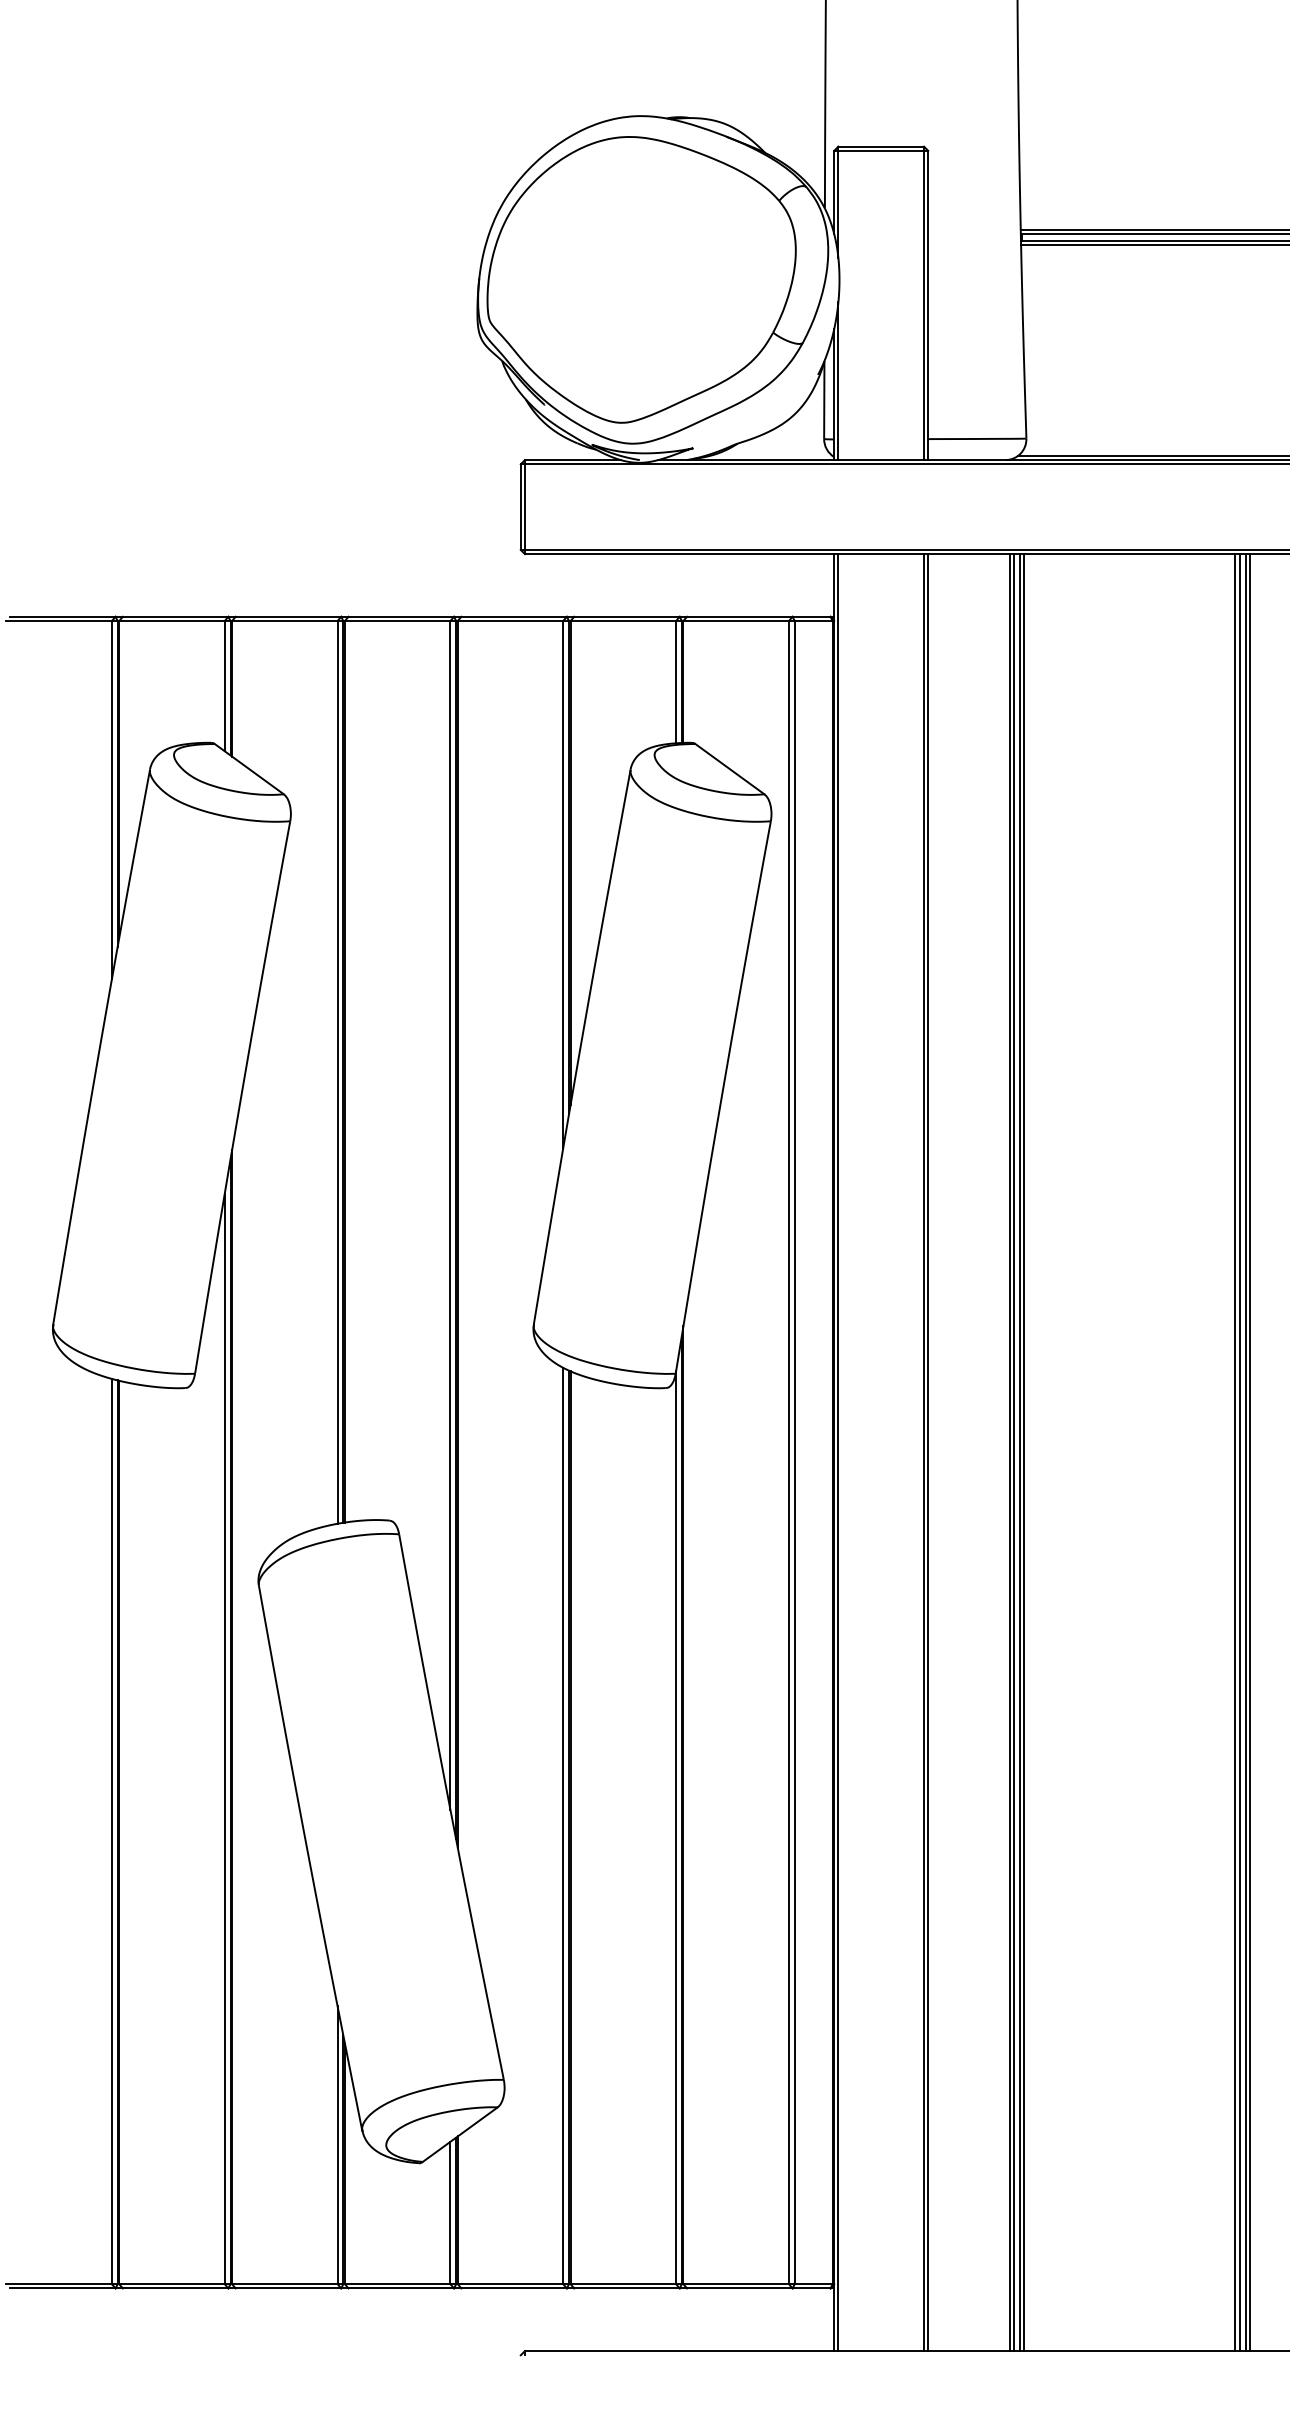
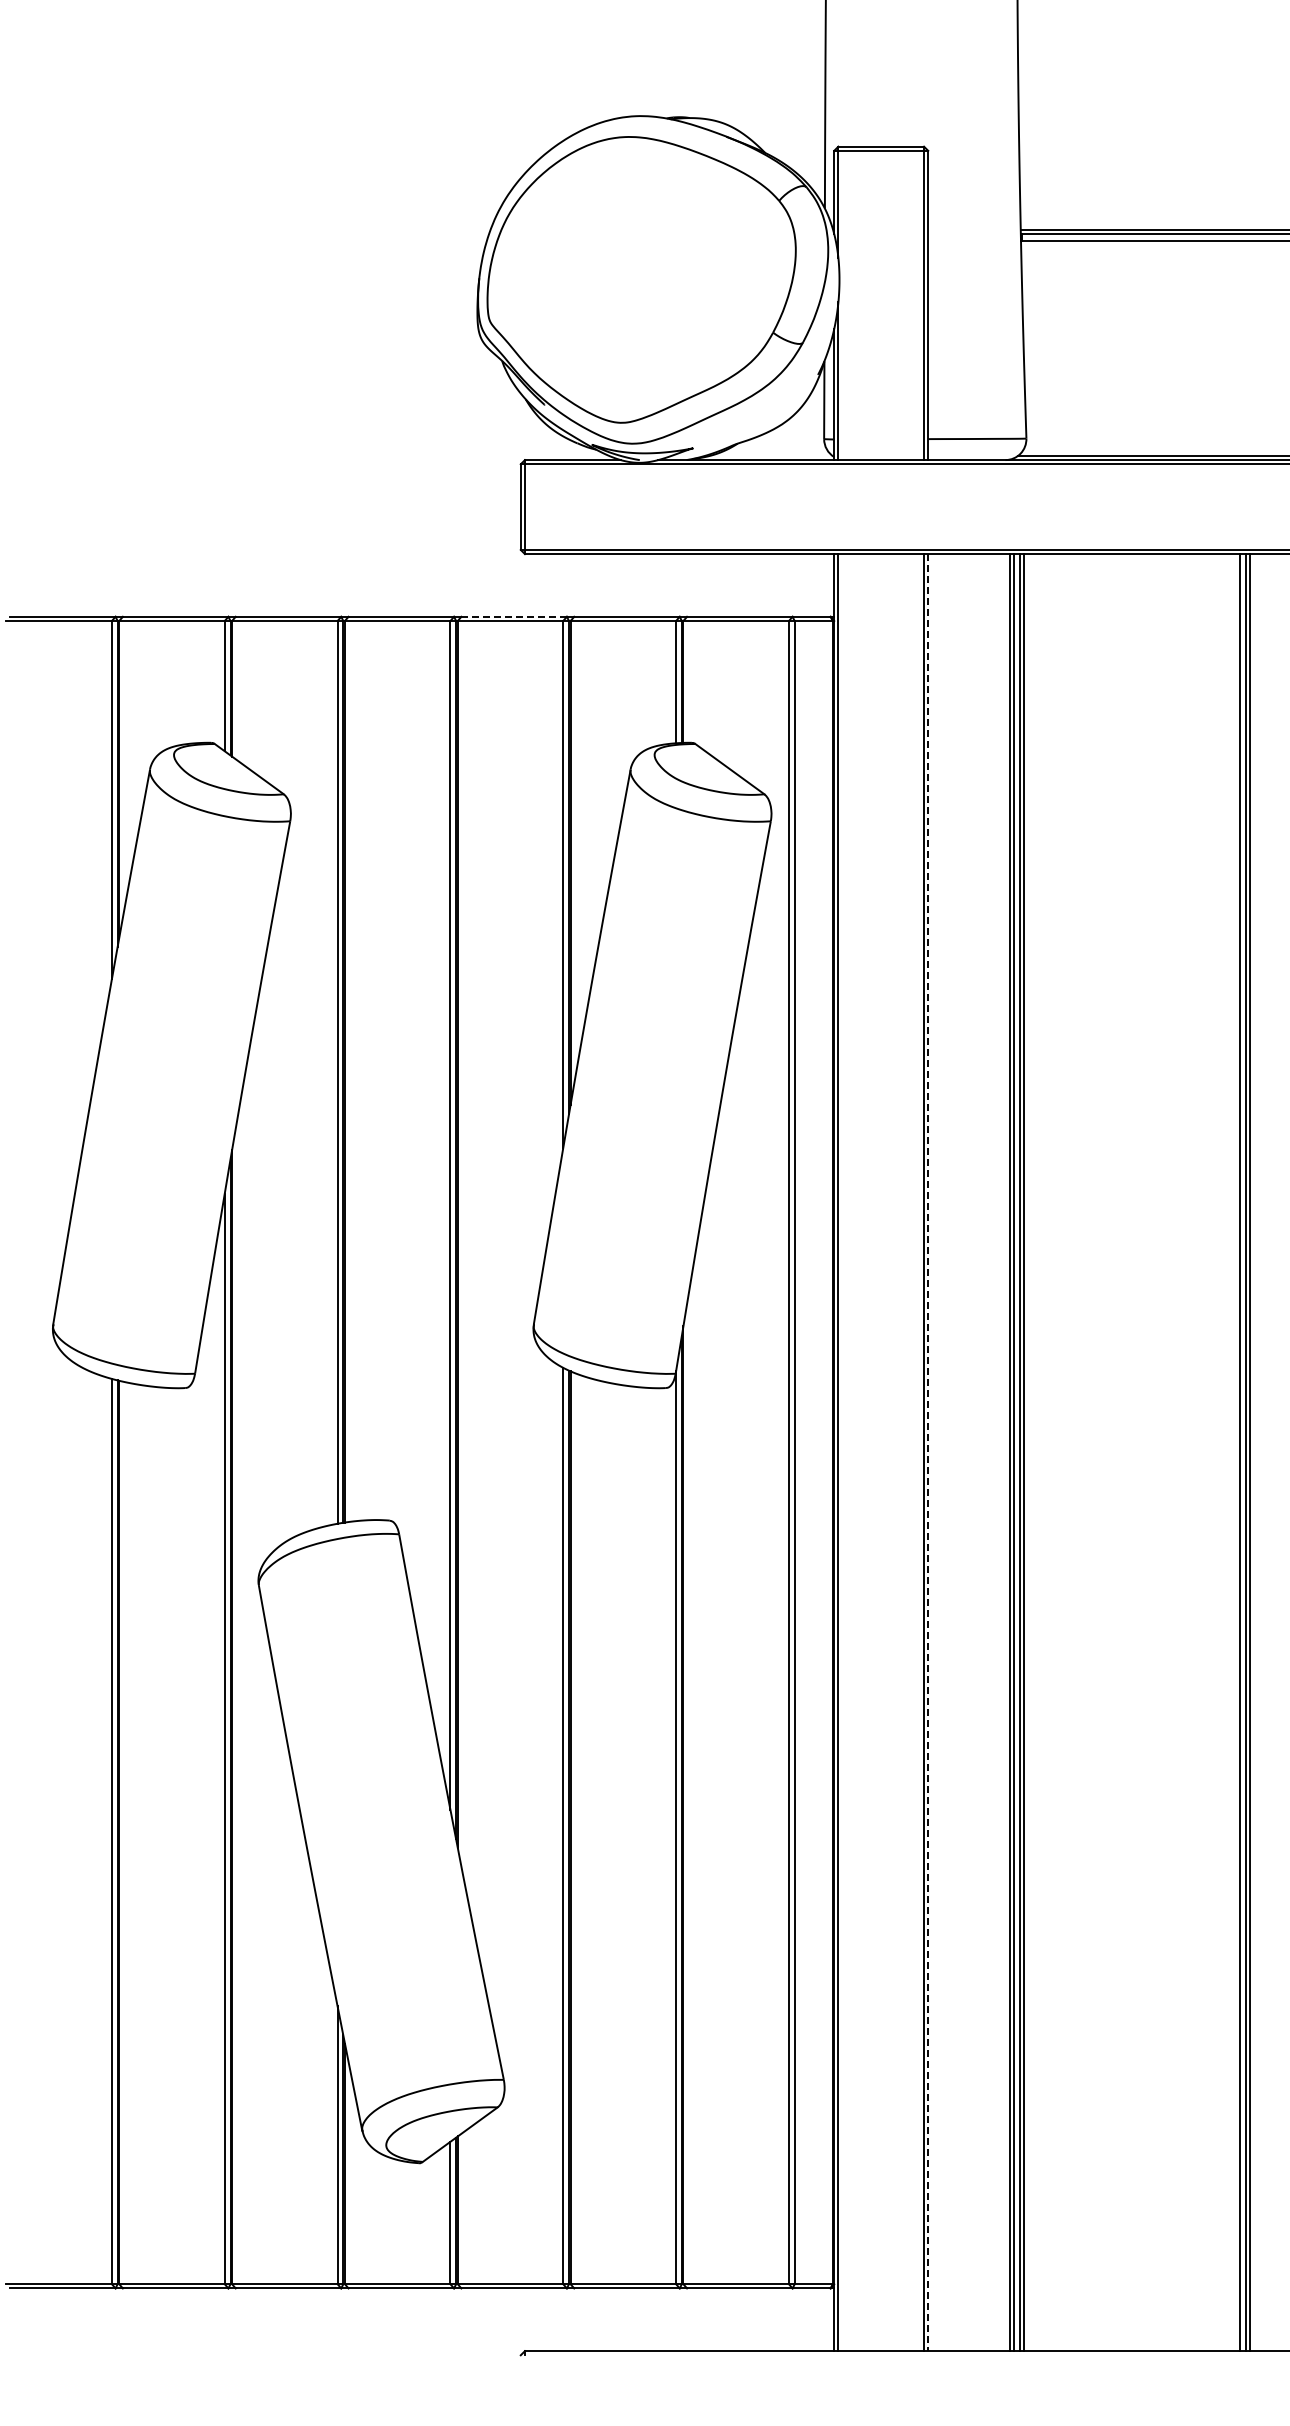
line: present -> none (1153, 244)
line: solid -> dashed (514, 616)
line: present -> none (1235, 1452)
line: solid -> dashed (928, 1453)
